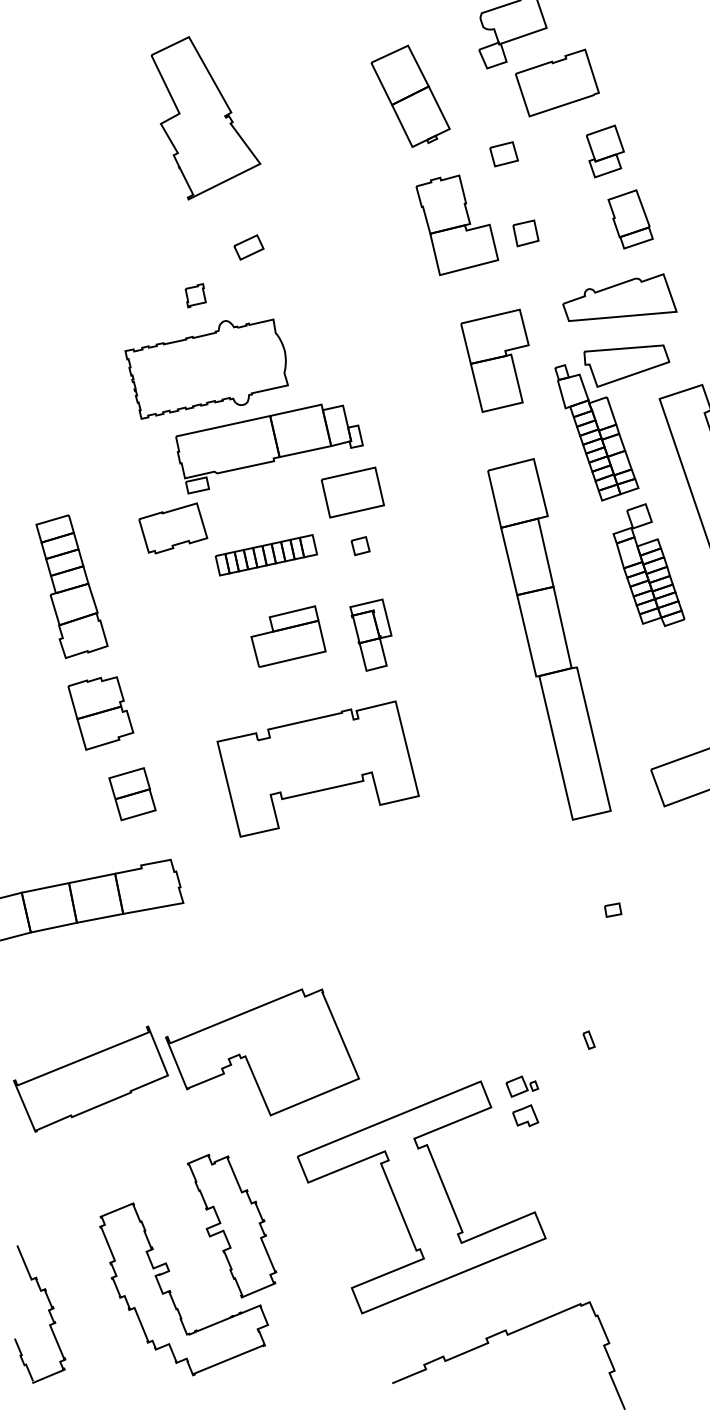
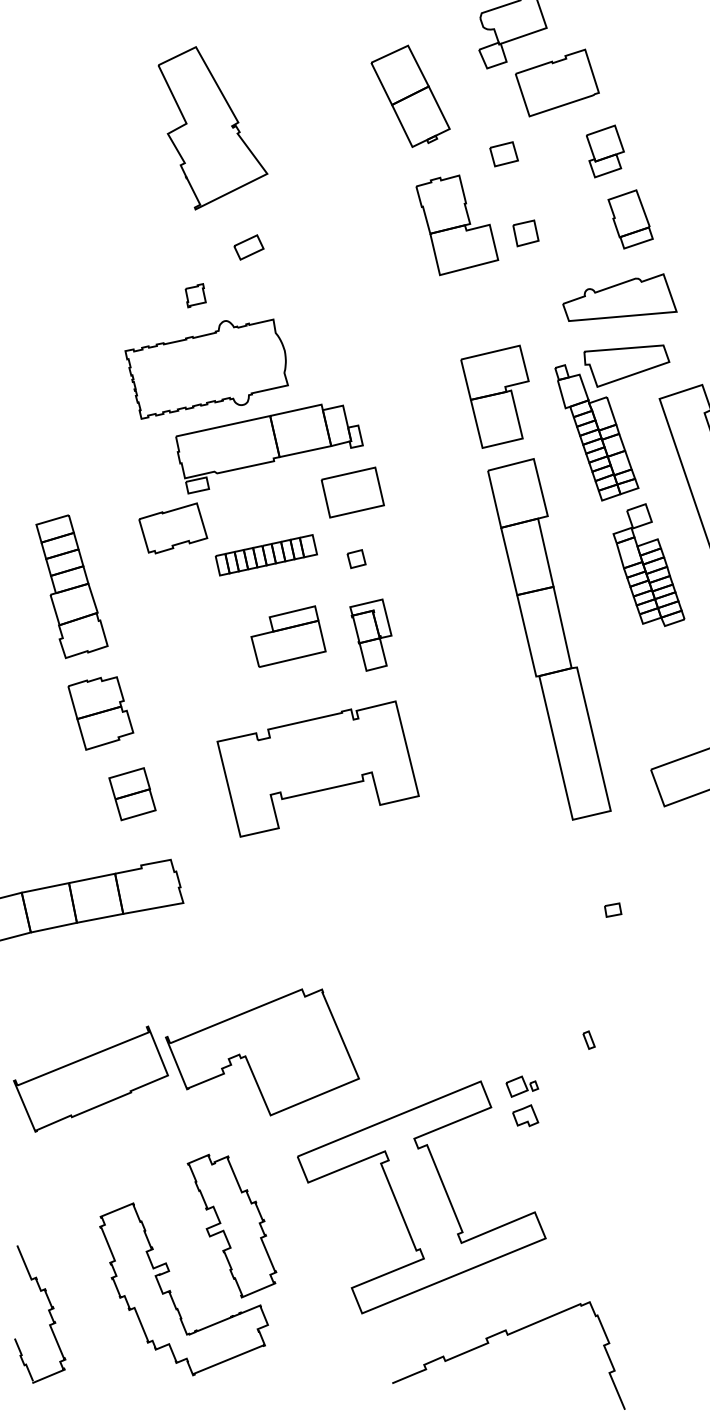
part position: (205, 118) -> (212, 128) (212, 128)
part position: (494, 360) -> (494, 396) (494, 396)
part position: (360, 546) -> (356, 559) (356, 559)
